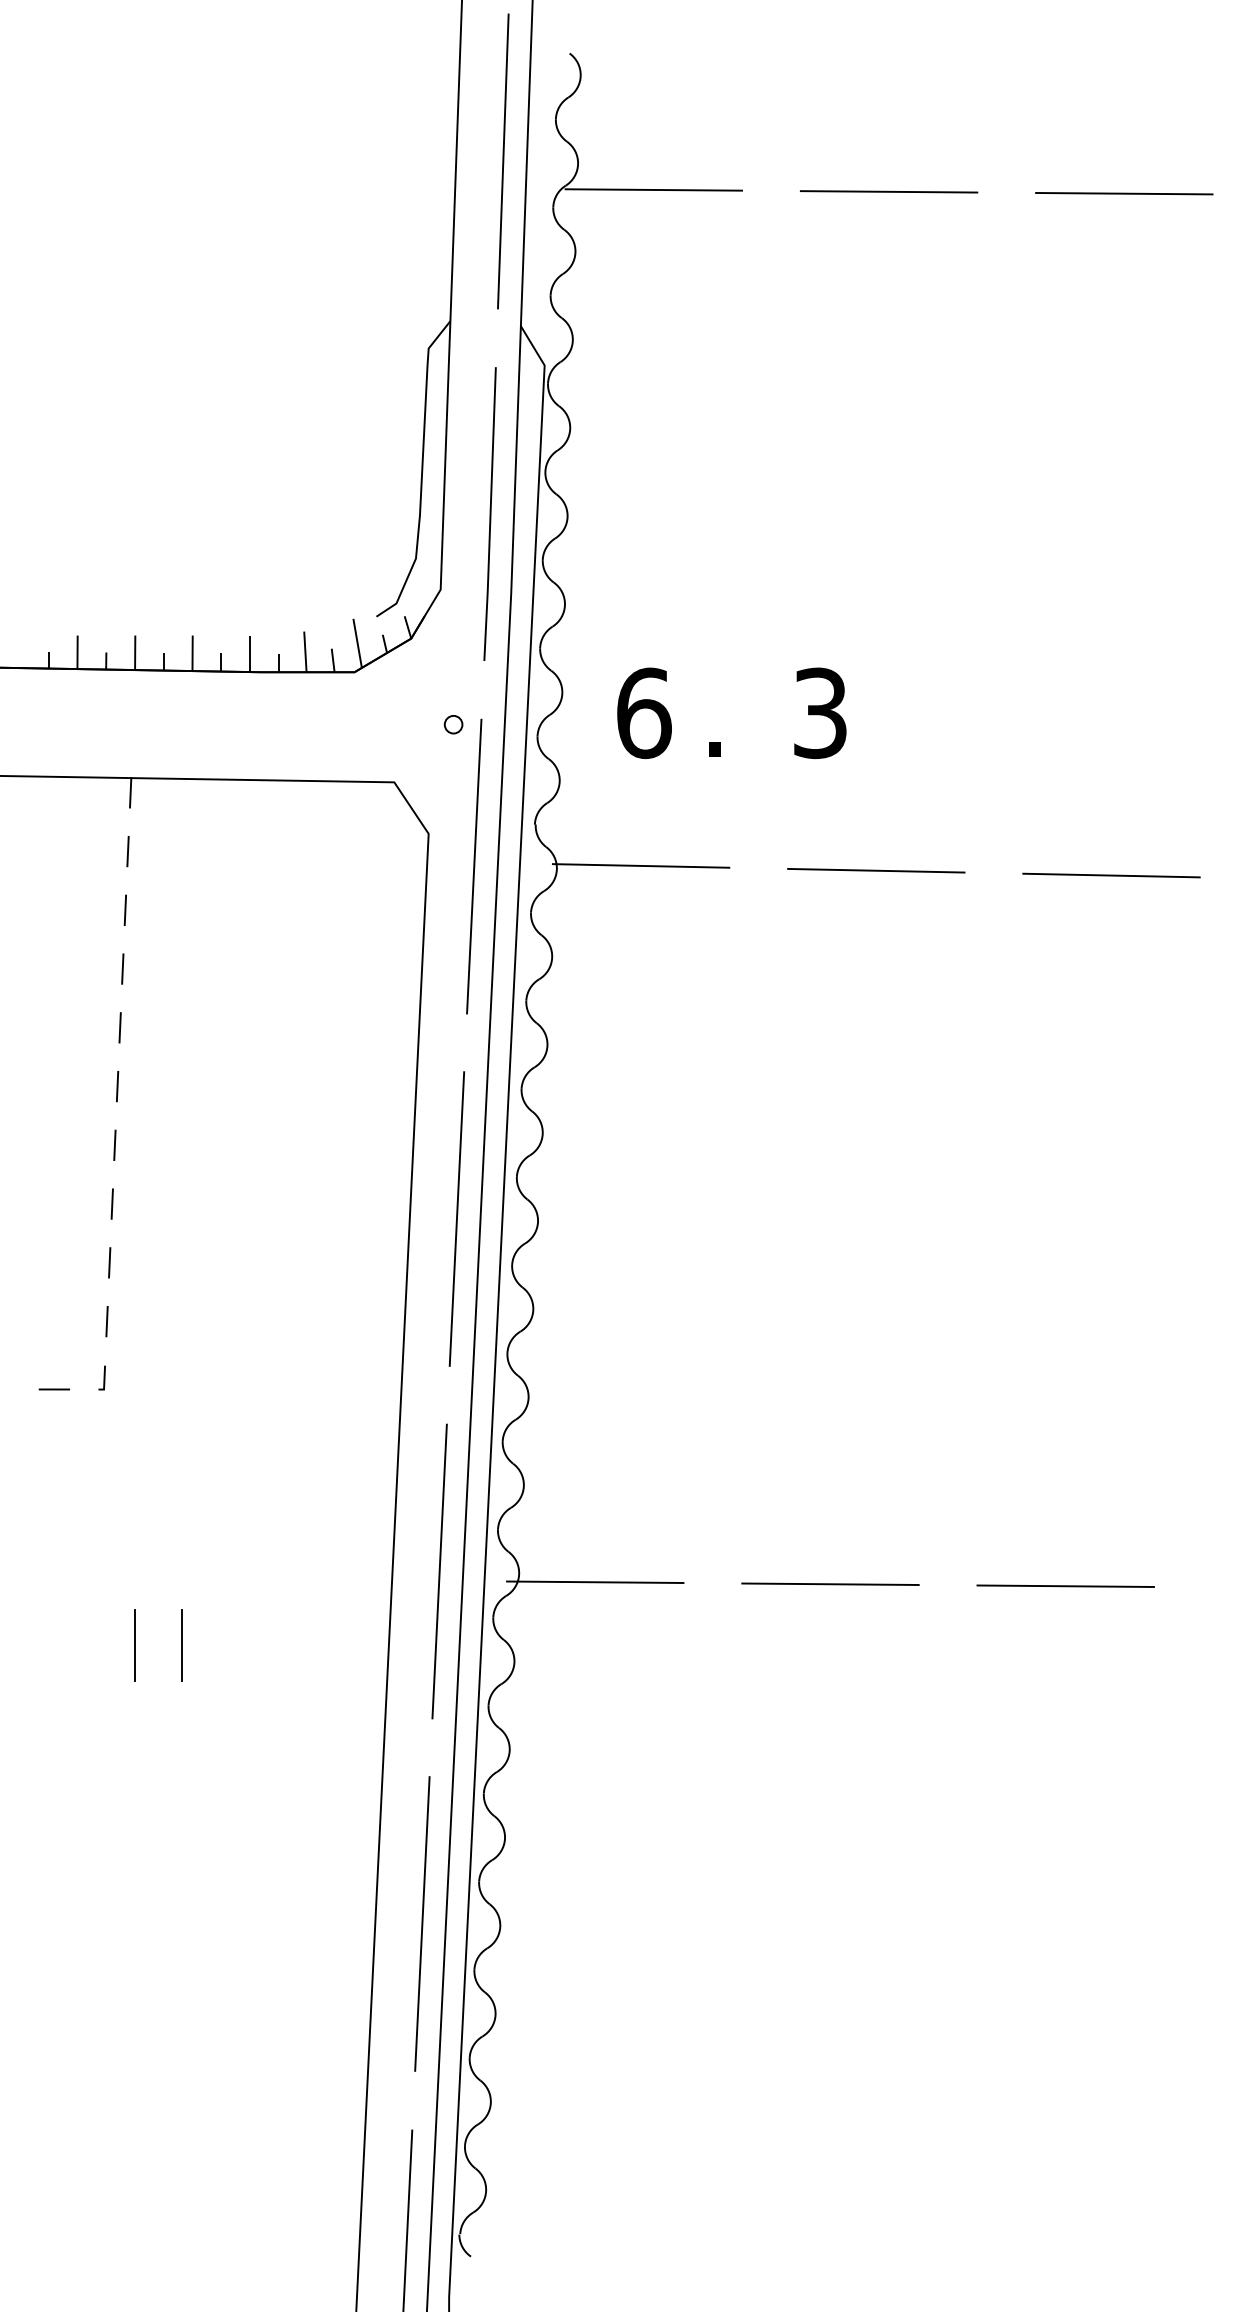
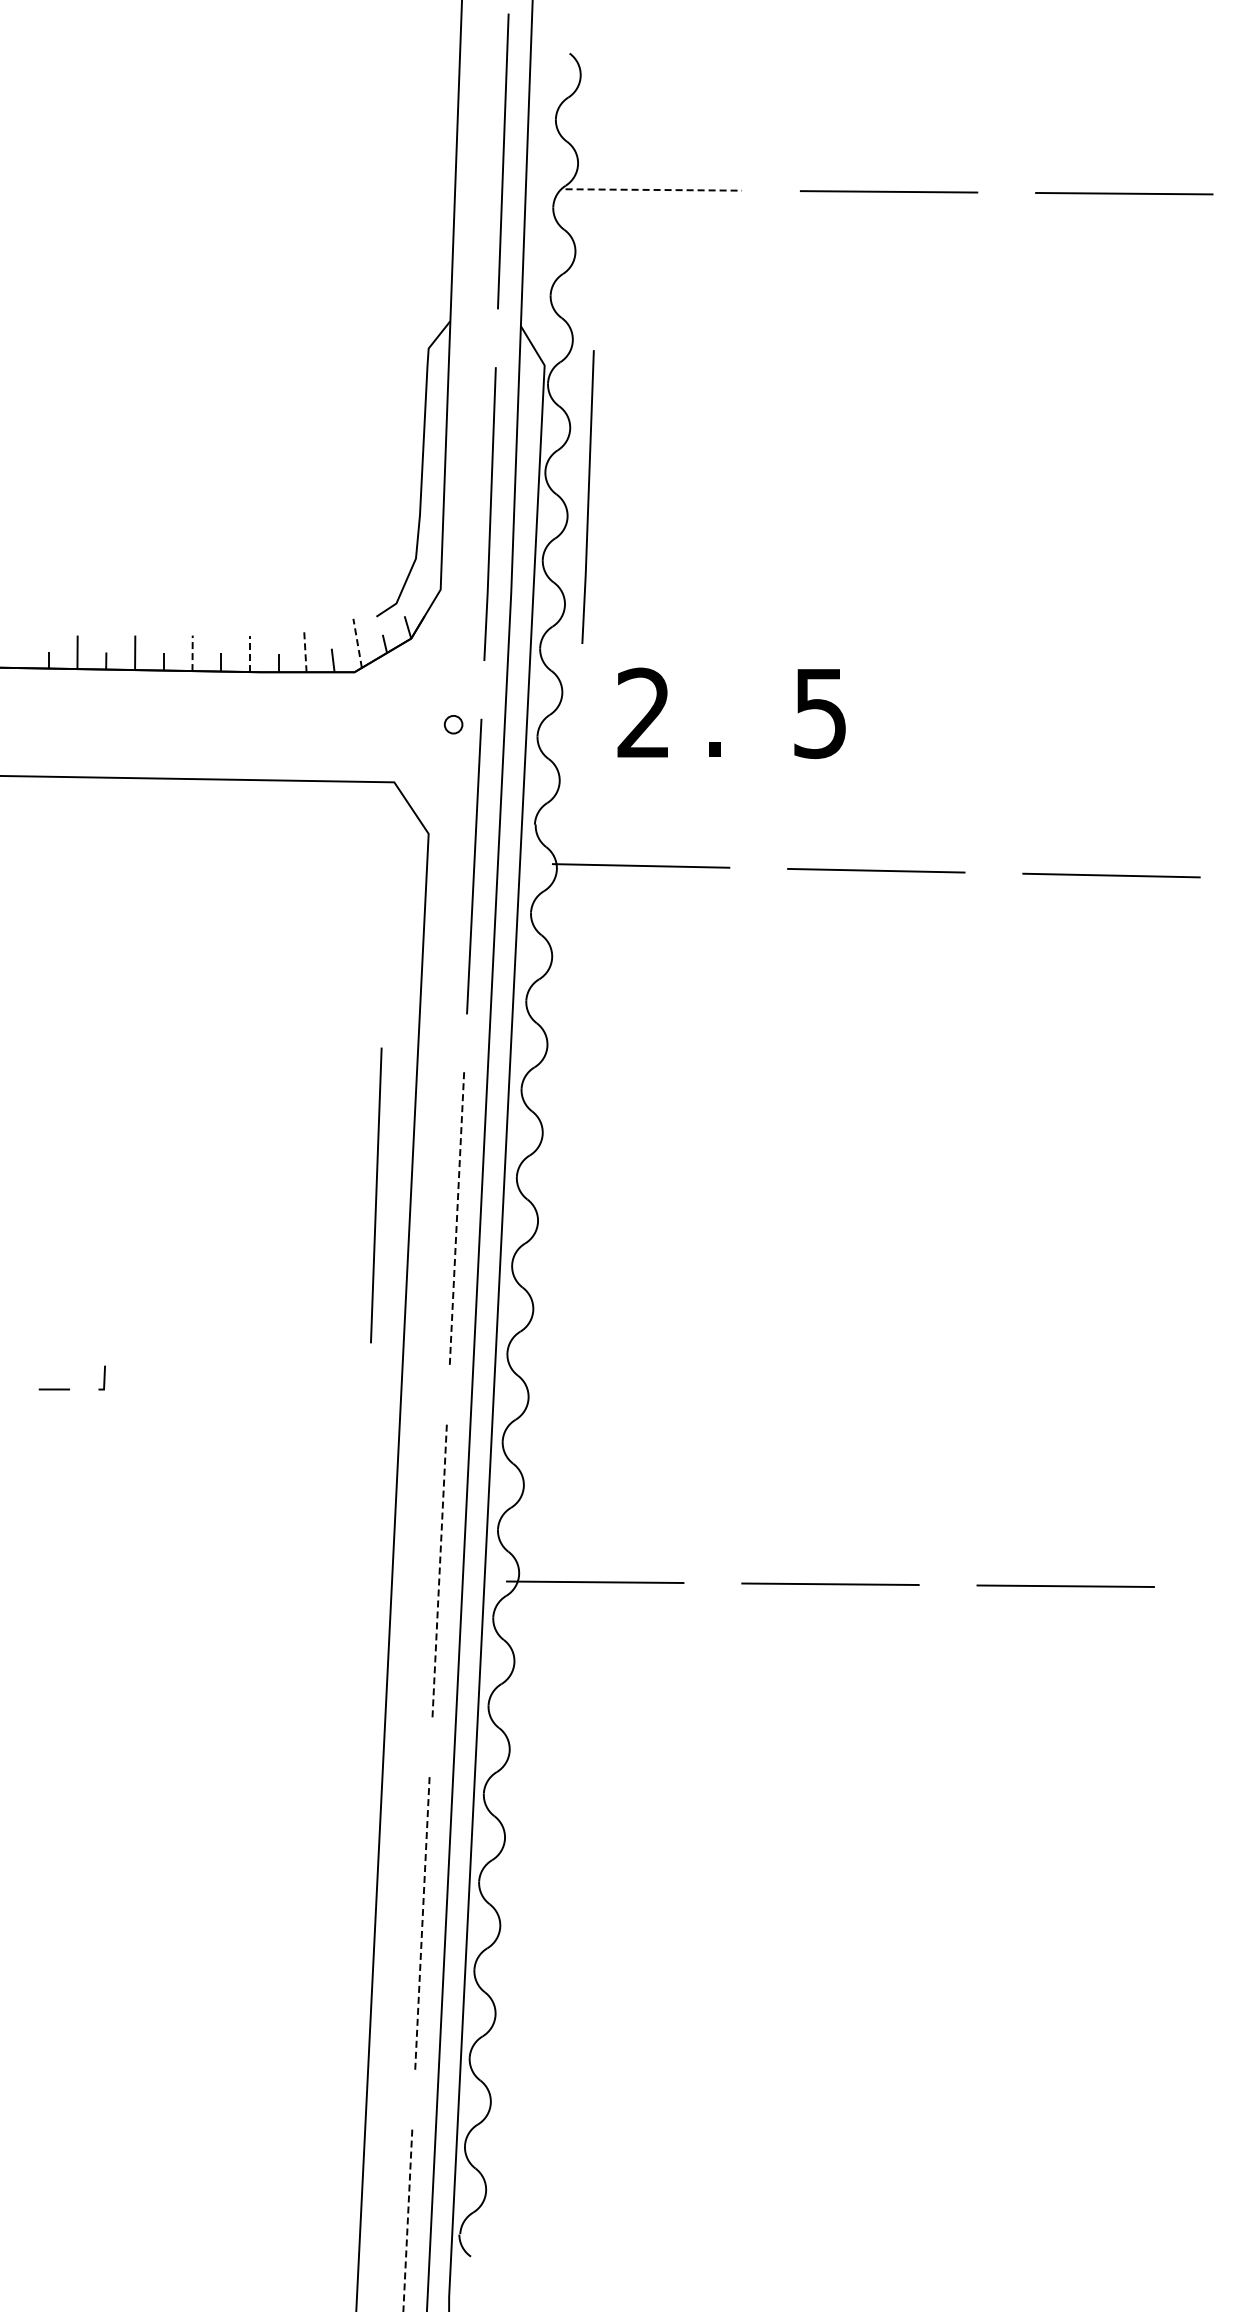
line: solid -> dashed (654, 189)
line: none -> present (587, 496)
line: solid -> dashed (357, 643)
line: solid -> dashed (305, 651)
line: solid -> dashed (192, 653)
line: solid -> dashed (250, 653)
text: 3 -> 5 (820, 712)
text: 6 -> 2 (644, 713)
line: present -> none (130, 792)
line: present -> none (127, 851)
line: present -> none (124, 909)
line: present -> none (122, 968)
line: present -> none (119, 1027)
line: present -> none (117, 1086)
line: present -> none (114, 1145)
line: none -> present (376, 1195)
line: present -> none (111, 1203)
line: solid -> dashed (456, 1219)
line: present -> none (109, 1262)
line: present -> none (106, 1321)
line: solid -> dashed (439, 1572)
line: present -> none (134, 1645)
line: present -> none (181, 1645)
line: solid -> dashed (422, 1924)
line: solid -> dashed (407, 2220)
